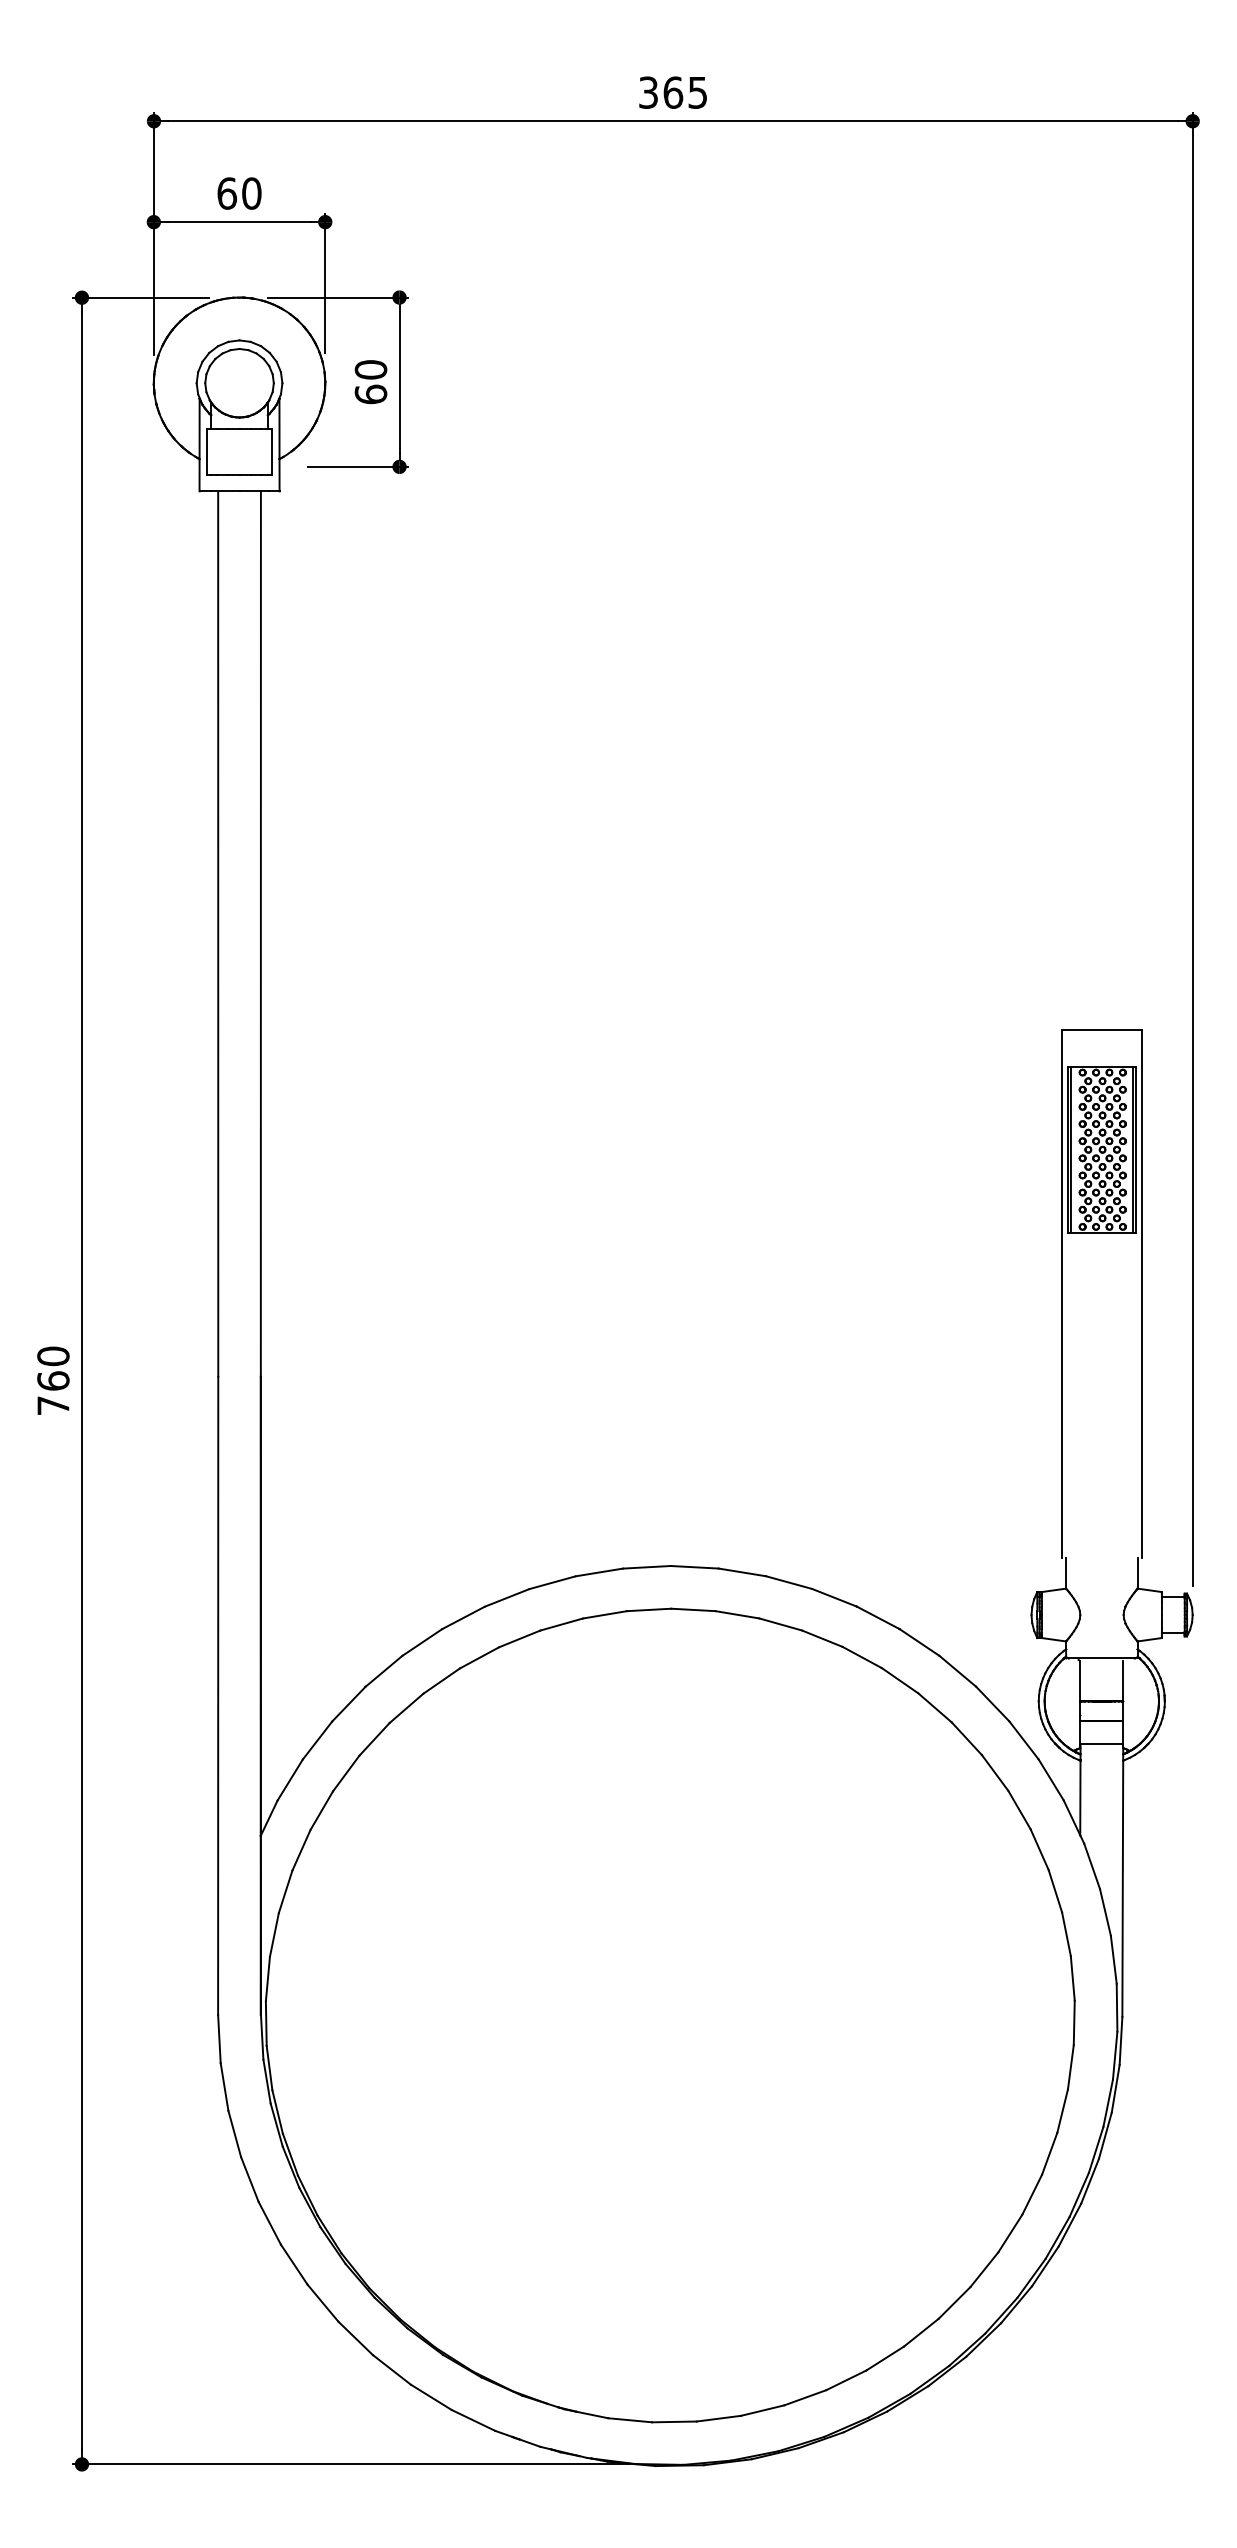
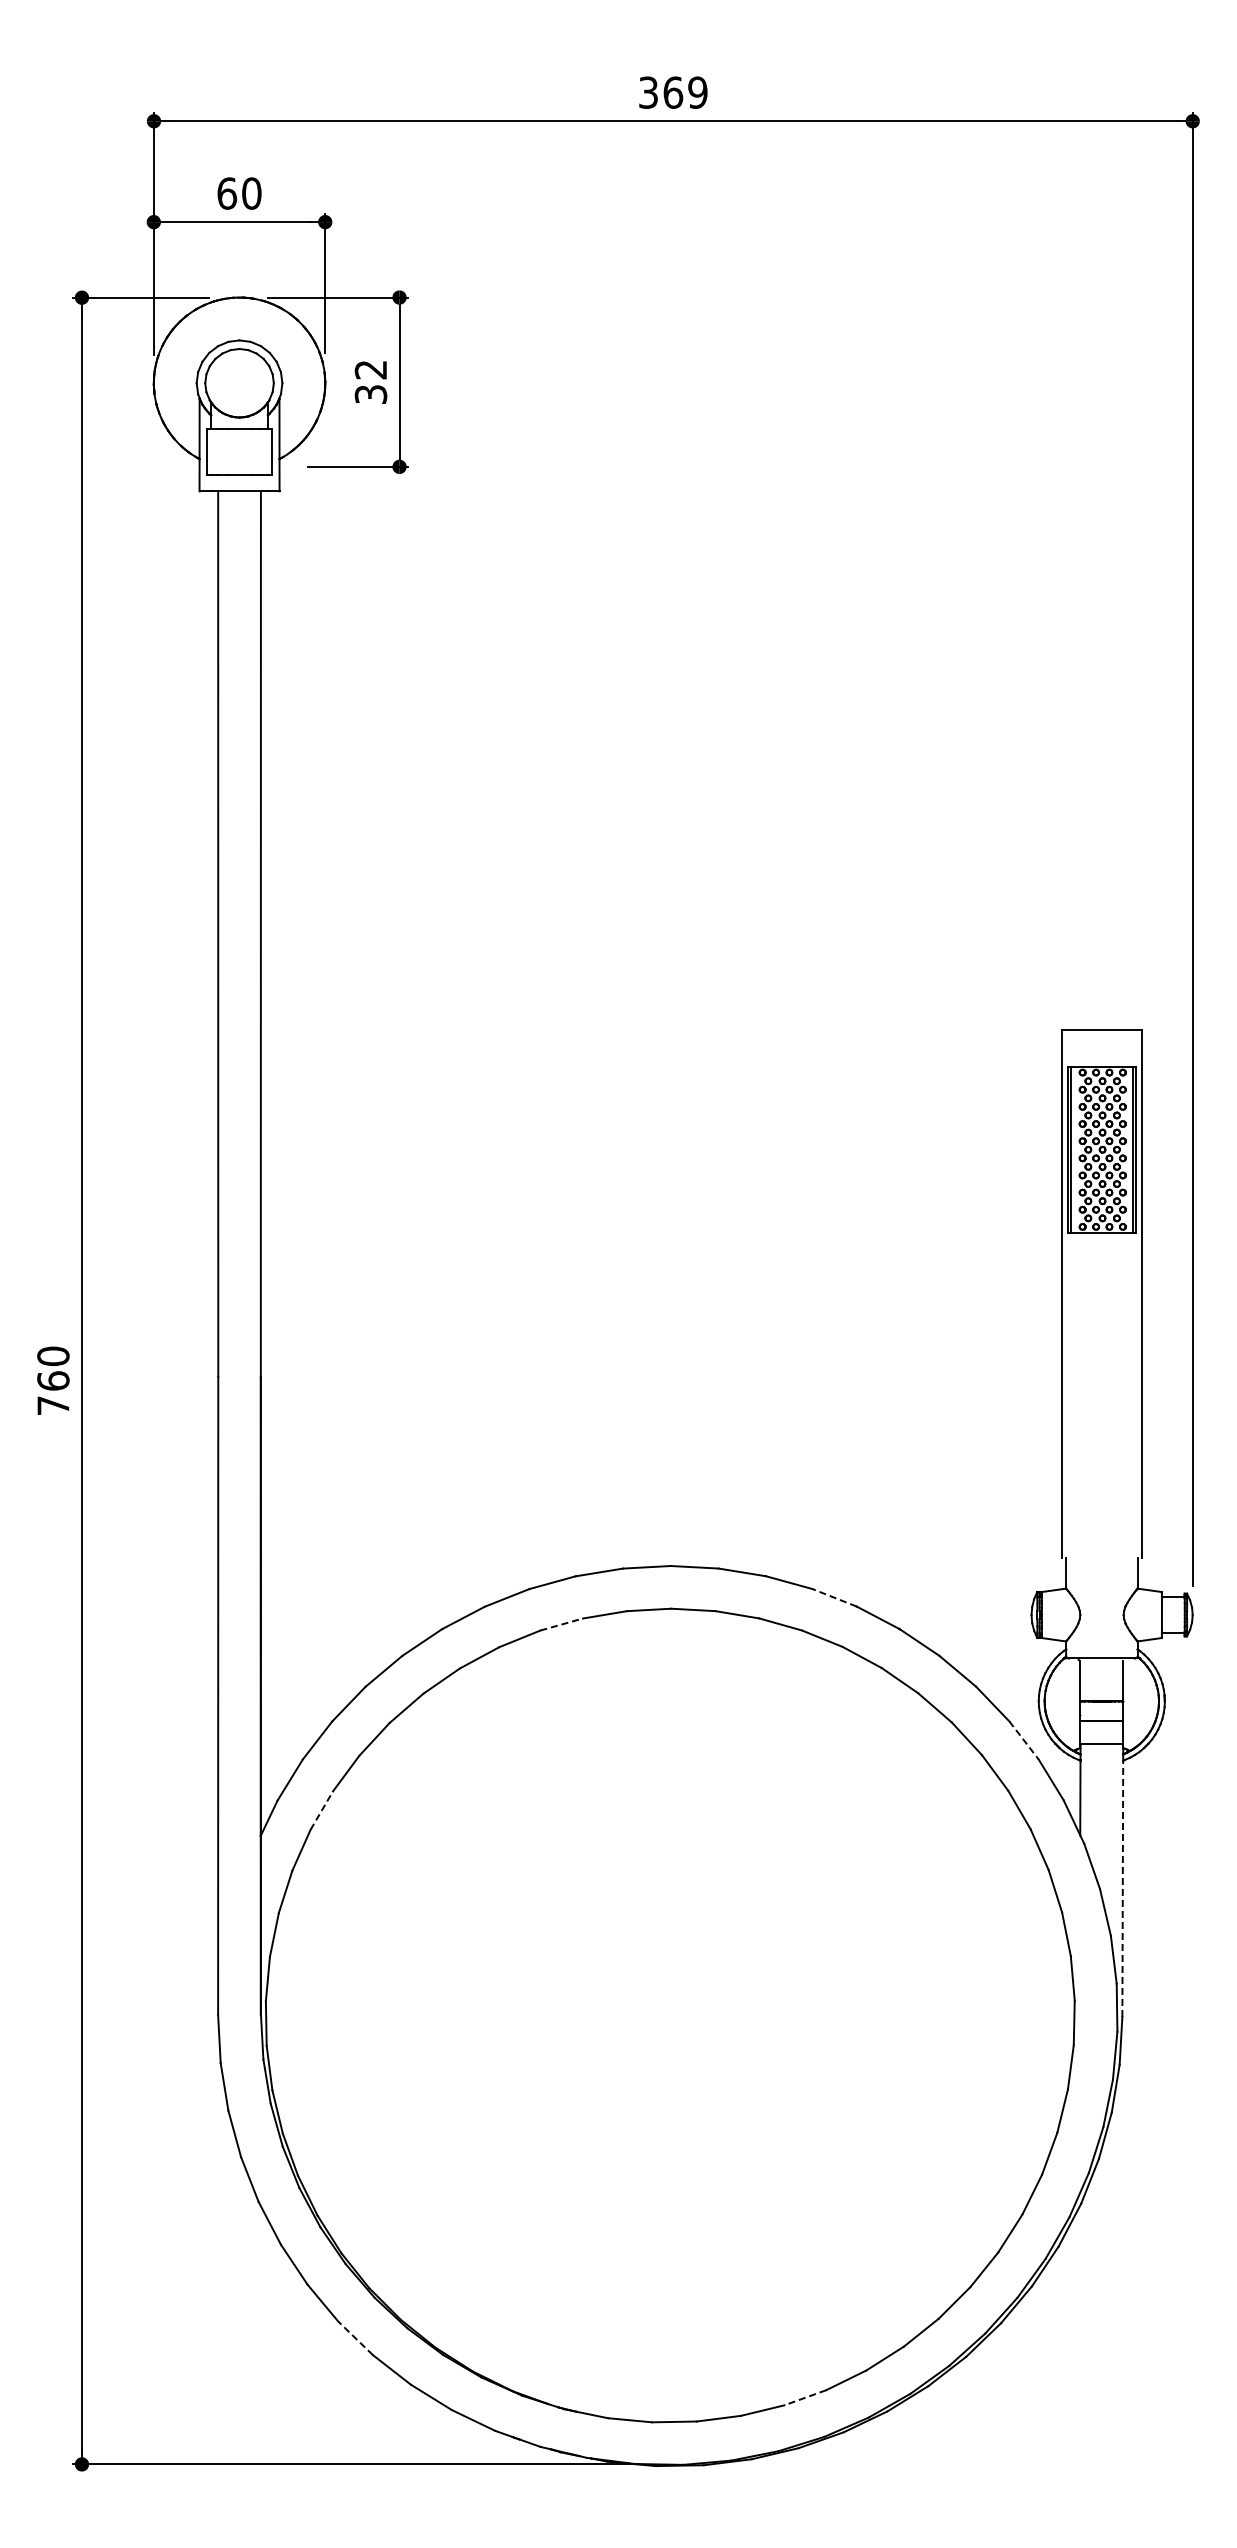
text: 365 -> 369 (697, 92)
text: 60 -> 32 (370, 382)
line: solid -> dashed (834, 1597)
line: solid -> dashed (562, 1624)
line: solid -> dashed (1023, 1740)
line: solid -> dashed (322, 1810)
line: solid -> dashed (1122, 1888)
line: solid -> dashed (355, 2338)
line: solid -> dashed (804, 2397)
